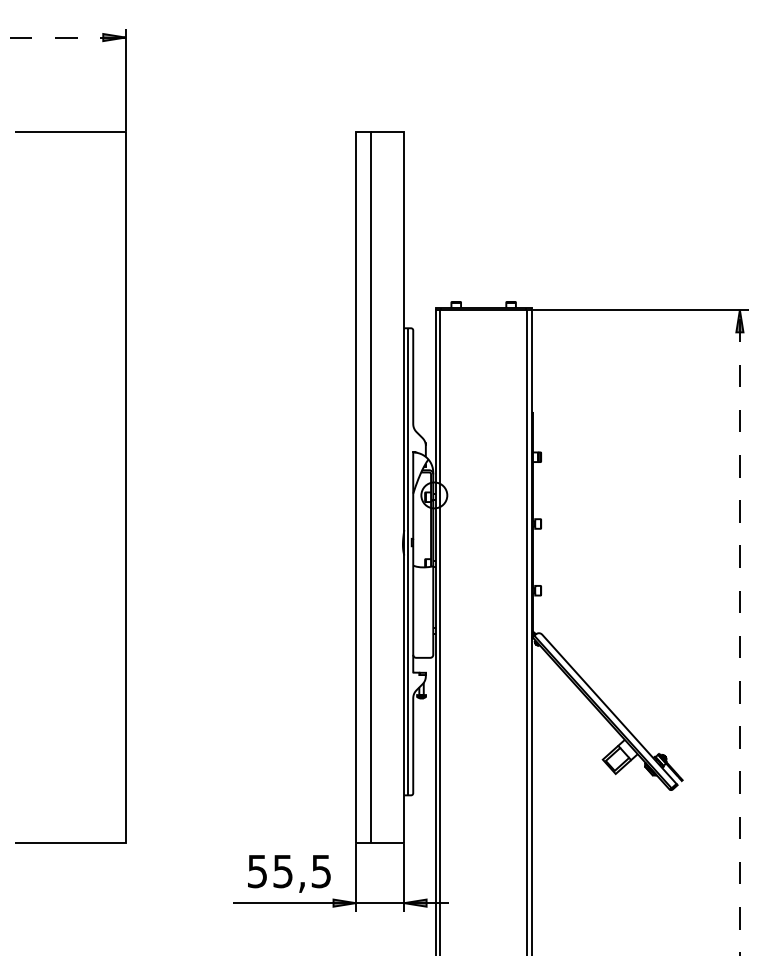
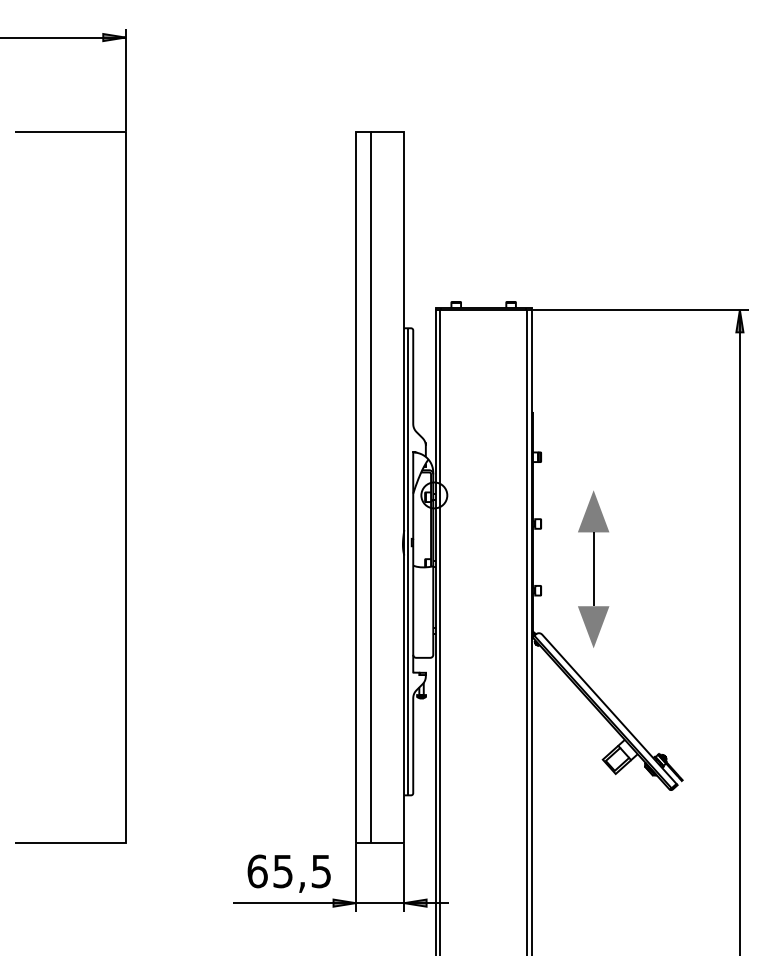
line: dashed -> solid (63, 37)
part: none -> present (593, 569)
line: dashed -> solid (739, 632)
text: 55,5 -> 65,5 (257, 871)
